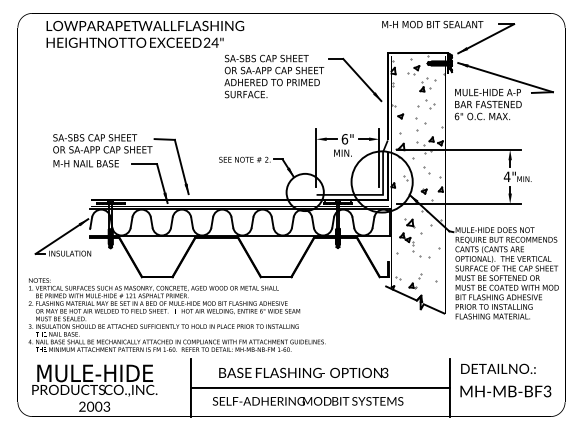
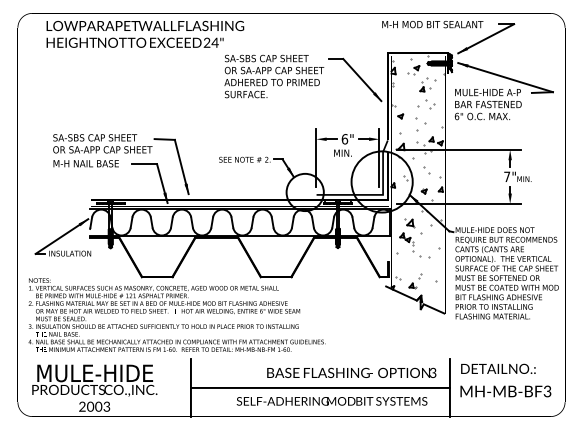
text: 4" -> 7" (506, 176)
text position: (303, 372) -> (351, 372) (351, 372)
text position: (307, 401) -> (331, 401) (331, 401)
